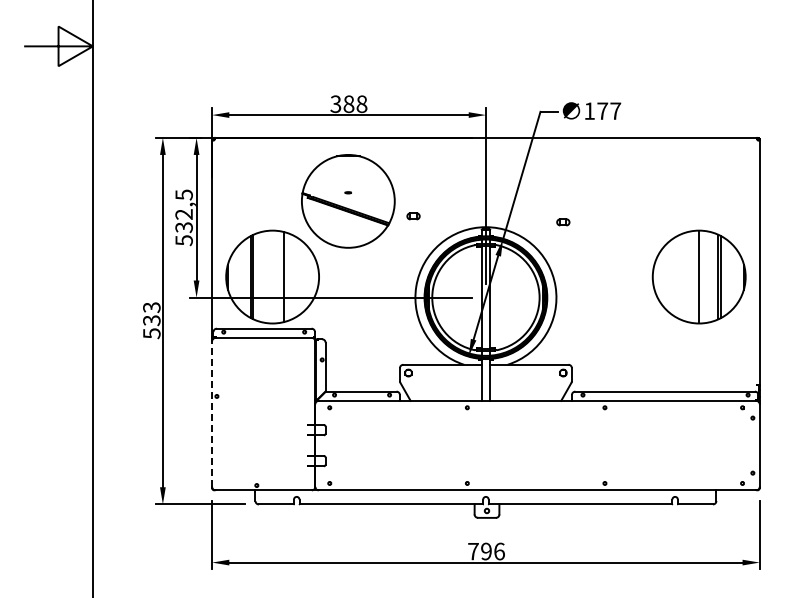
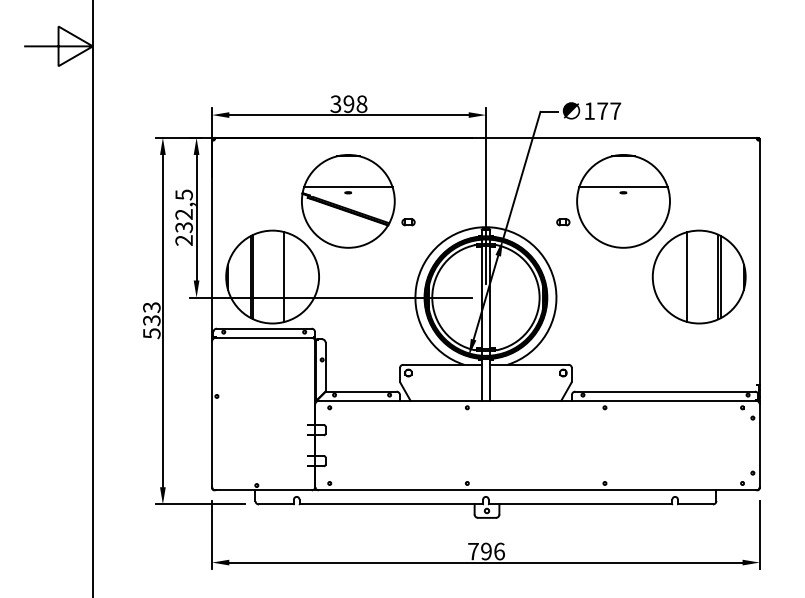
text: 388 -> 398 (348, 104)
line: none -> present (348, 187)
part: none -> present (623, 201)
part position: (413, 216) -> (408, 222) (408, 222)
text: 532,5 -> 232,5 (183, 240)
line position: (699, 276) -> (687, 276) (687, 276)
line: dashed -> solid (212, 414)
